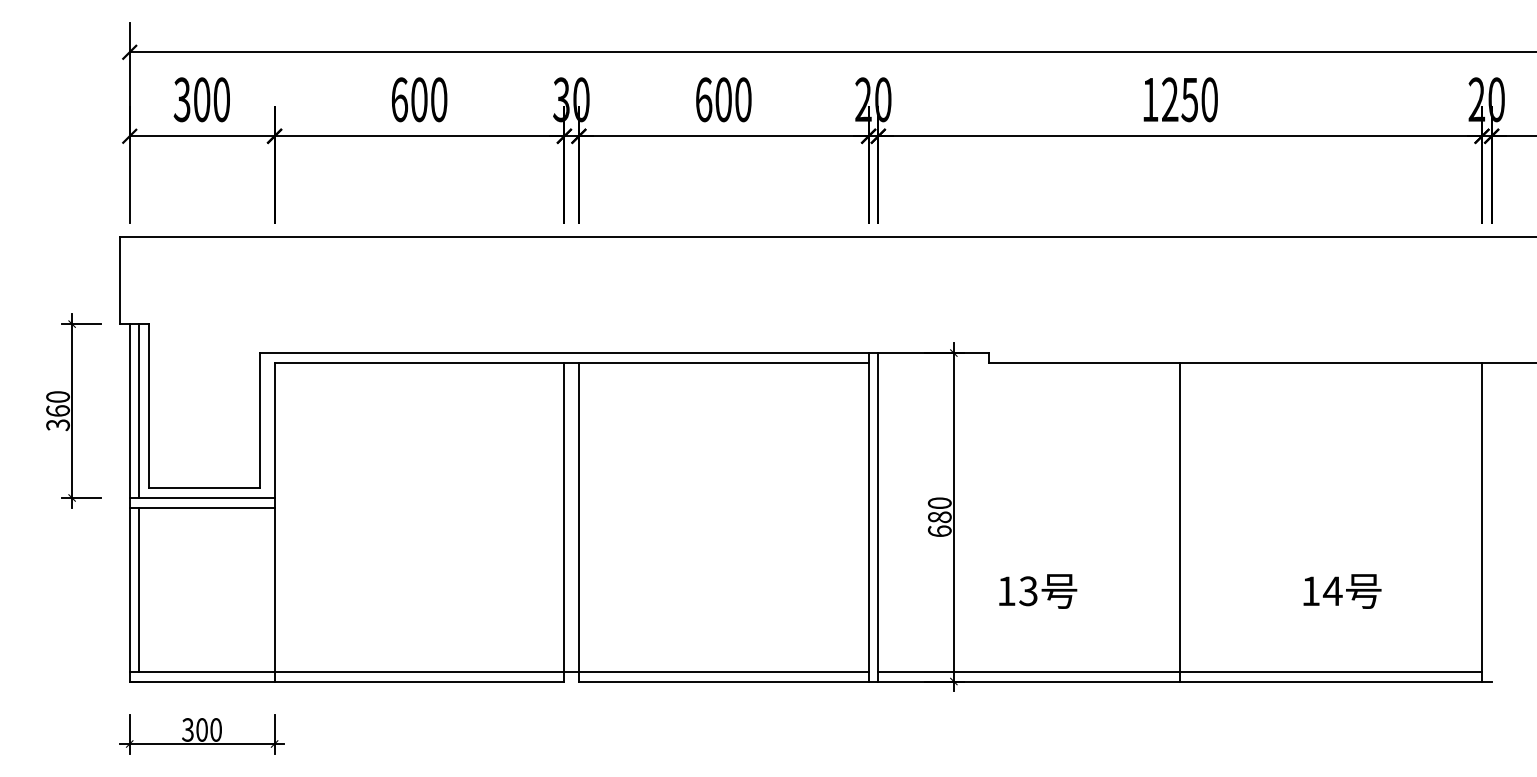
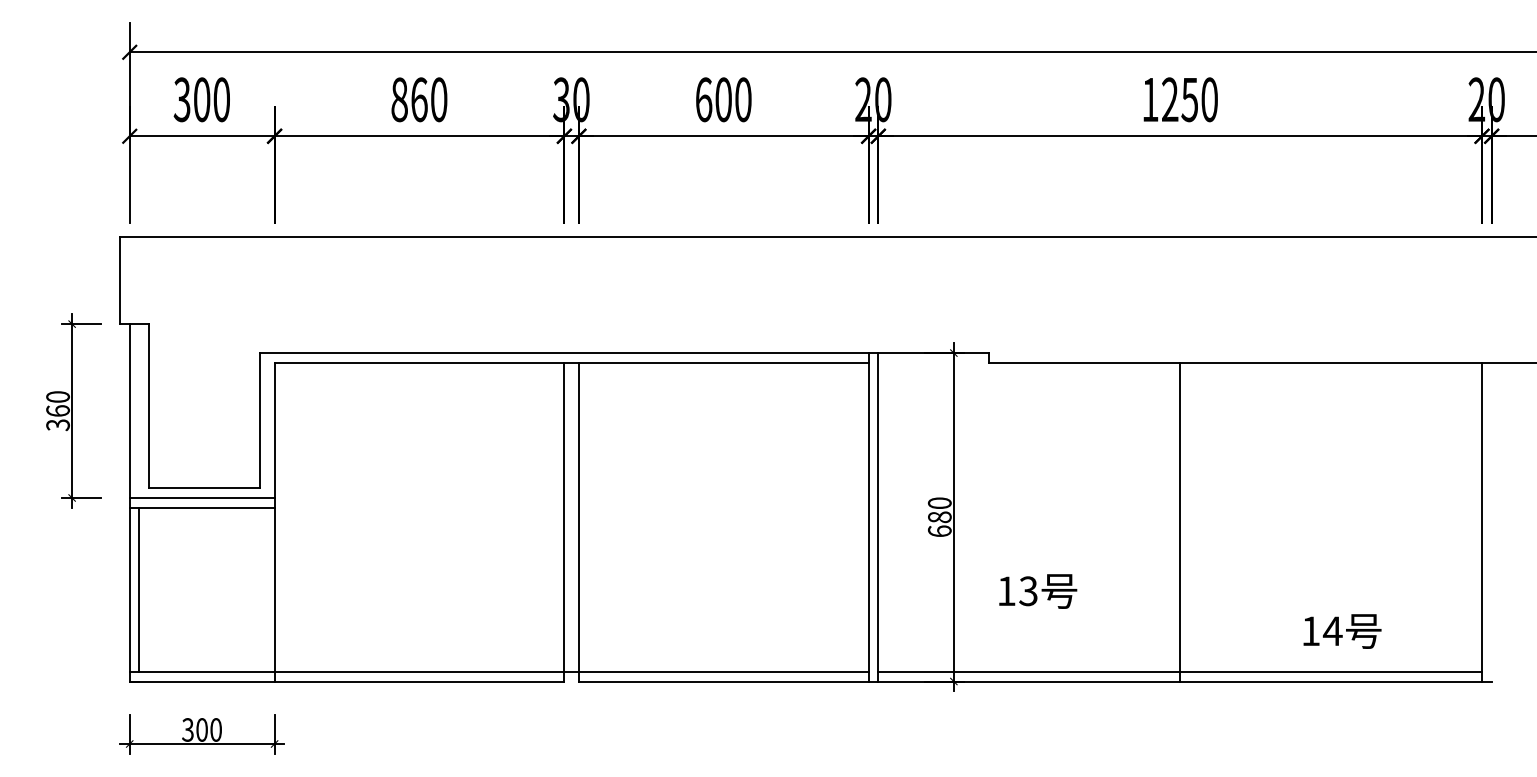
text: 600 -> 860 (409, 99)
line: present -> none (139, 410)
text position: (1342, 591) -> (1342, 631) (1342, 631)
